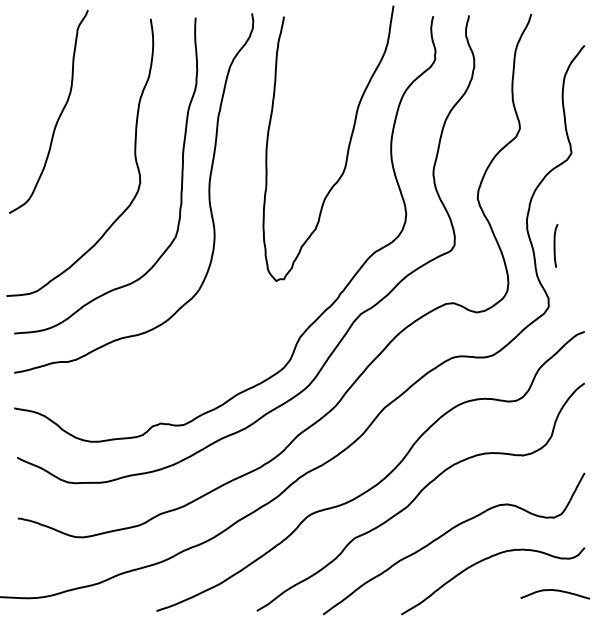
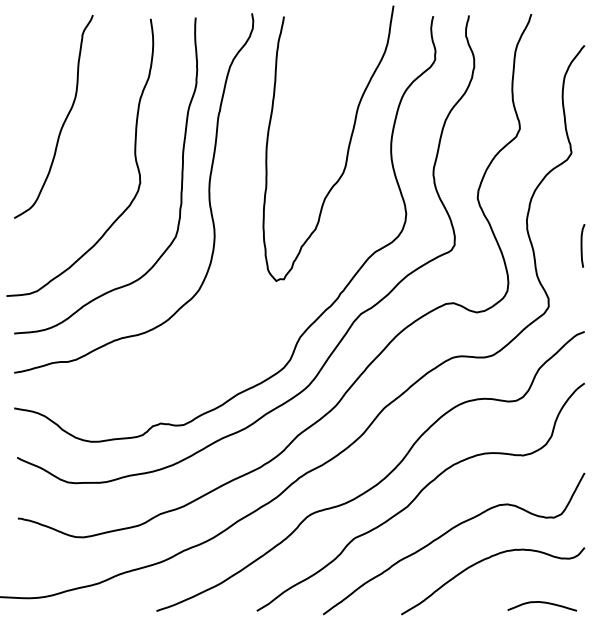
curve position: (58, 116) -> (63, 121) (63, 121)
curve position: (555, 245) -> (582, 245) (582, 245)
curve position: (555, 591) -> (542, 603) (542, 603)
